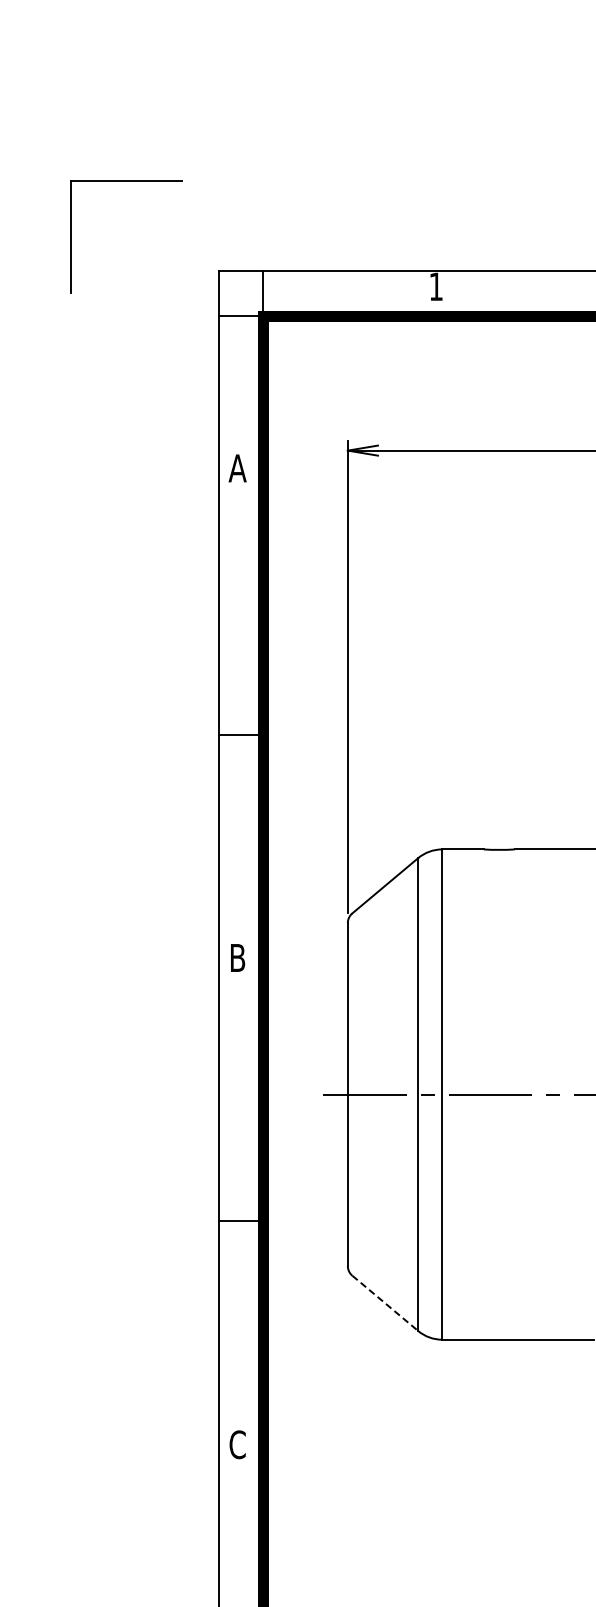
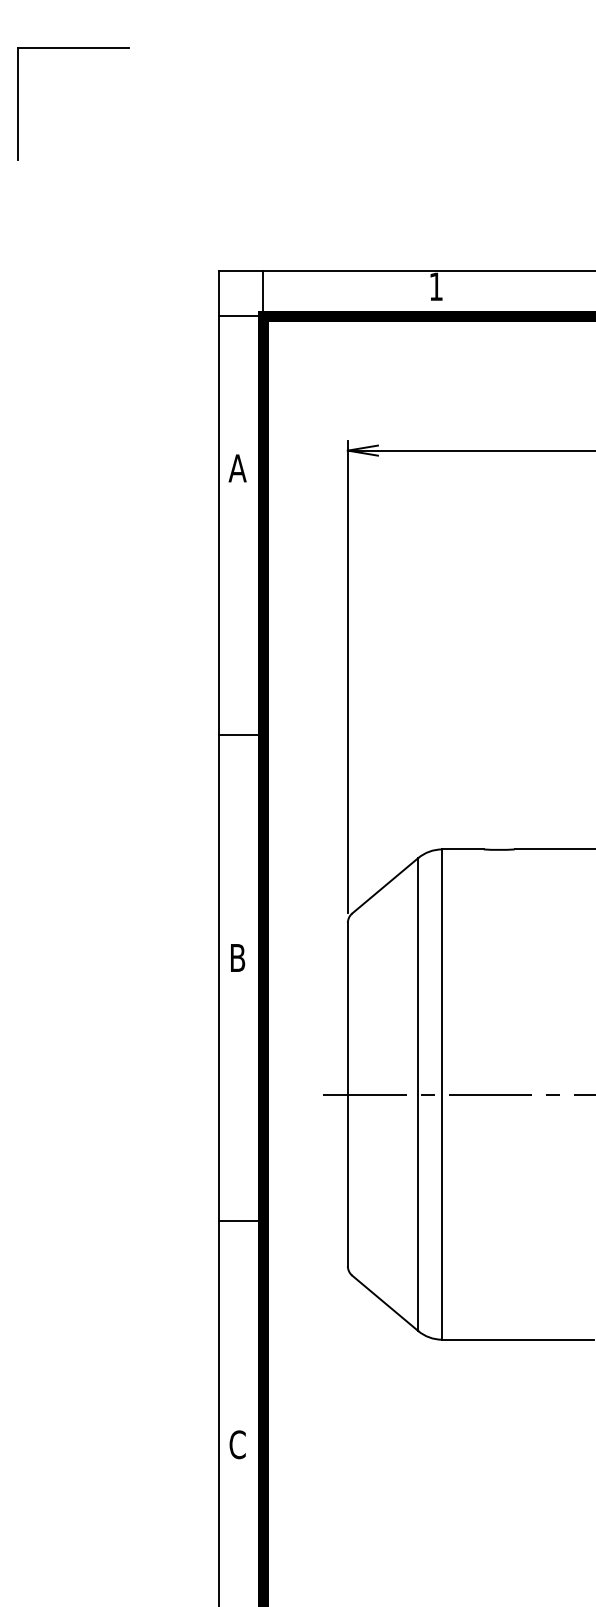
part position: (126, 181) -> (73, 48) (73, 48)
line: dashed -> solid (385, 1303)
